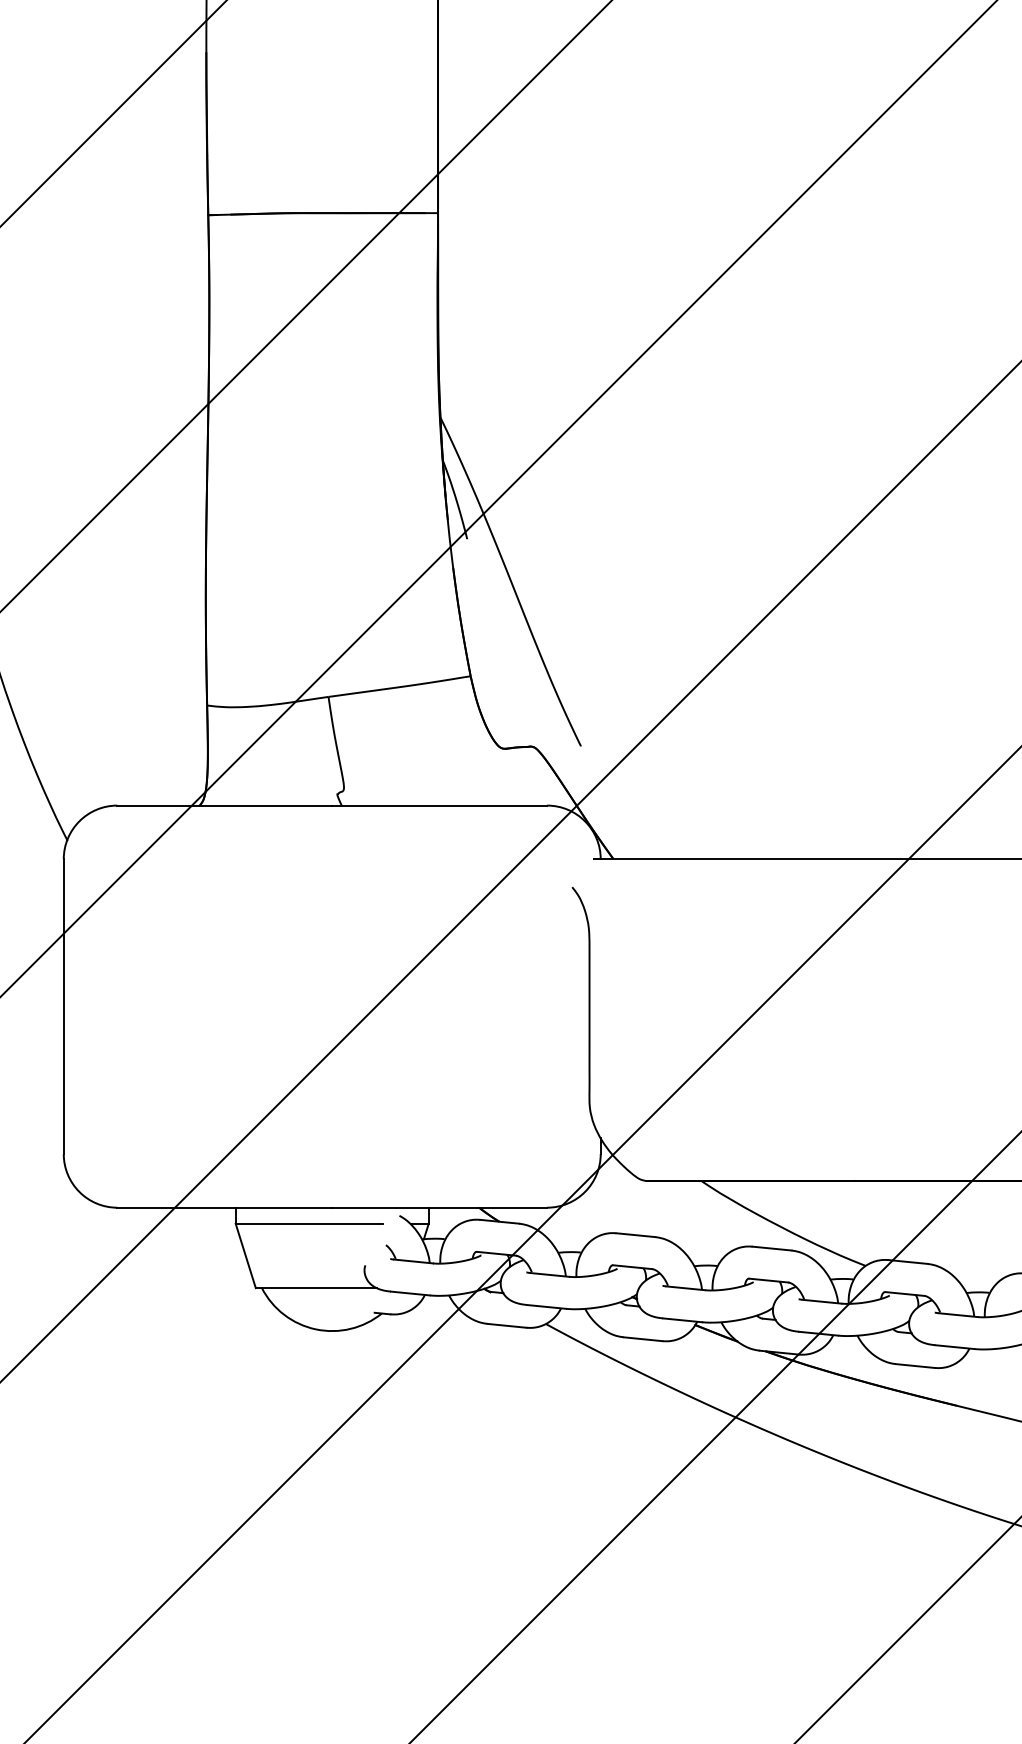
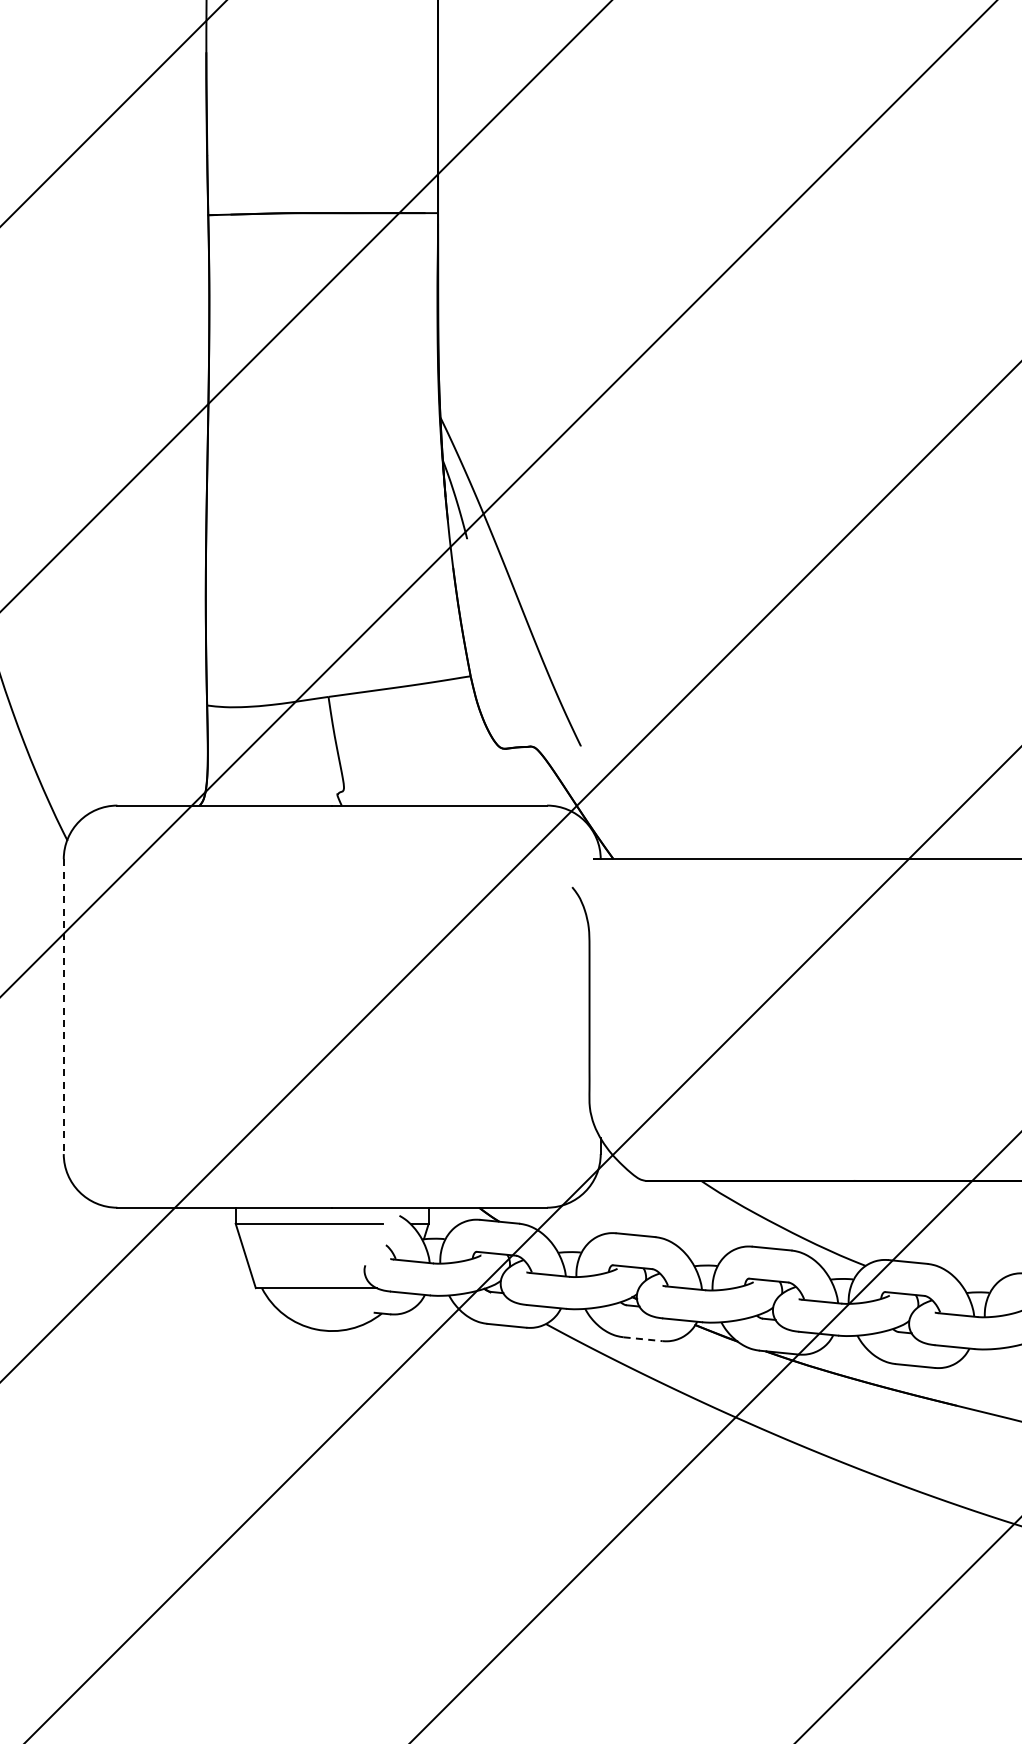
line: solid -> dashed (63, 1007)
line: solid -> dashed (643, 1339)
